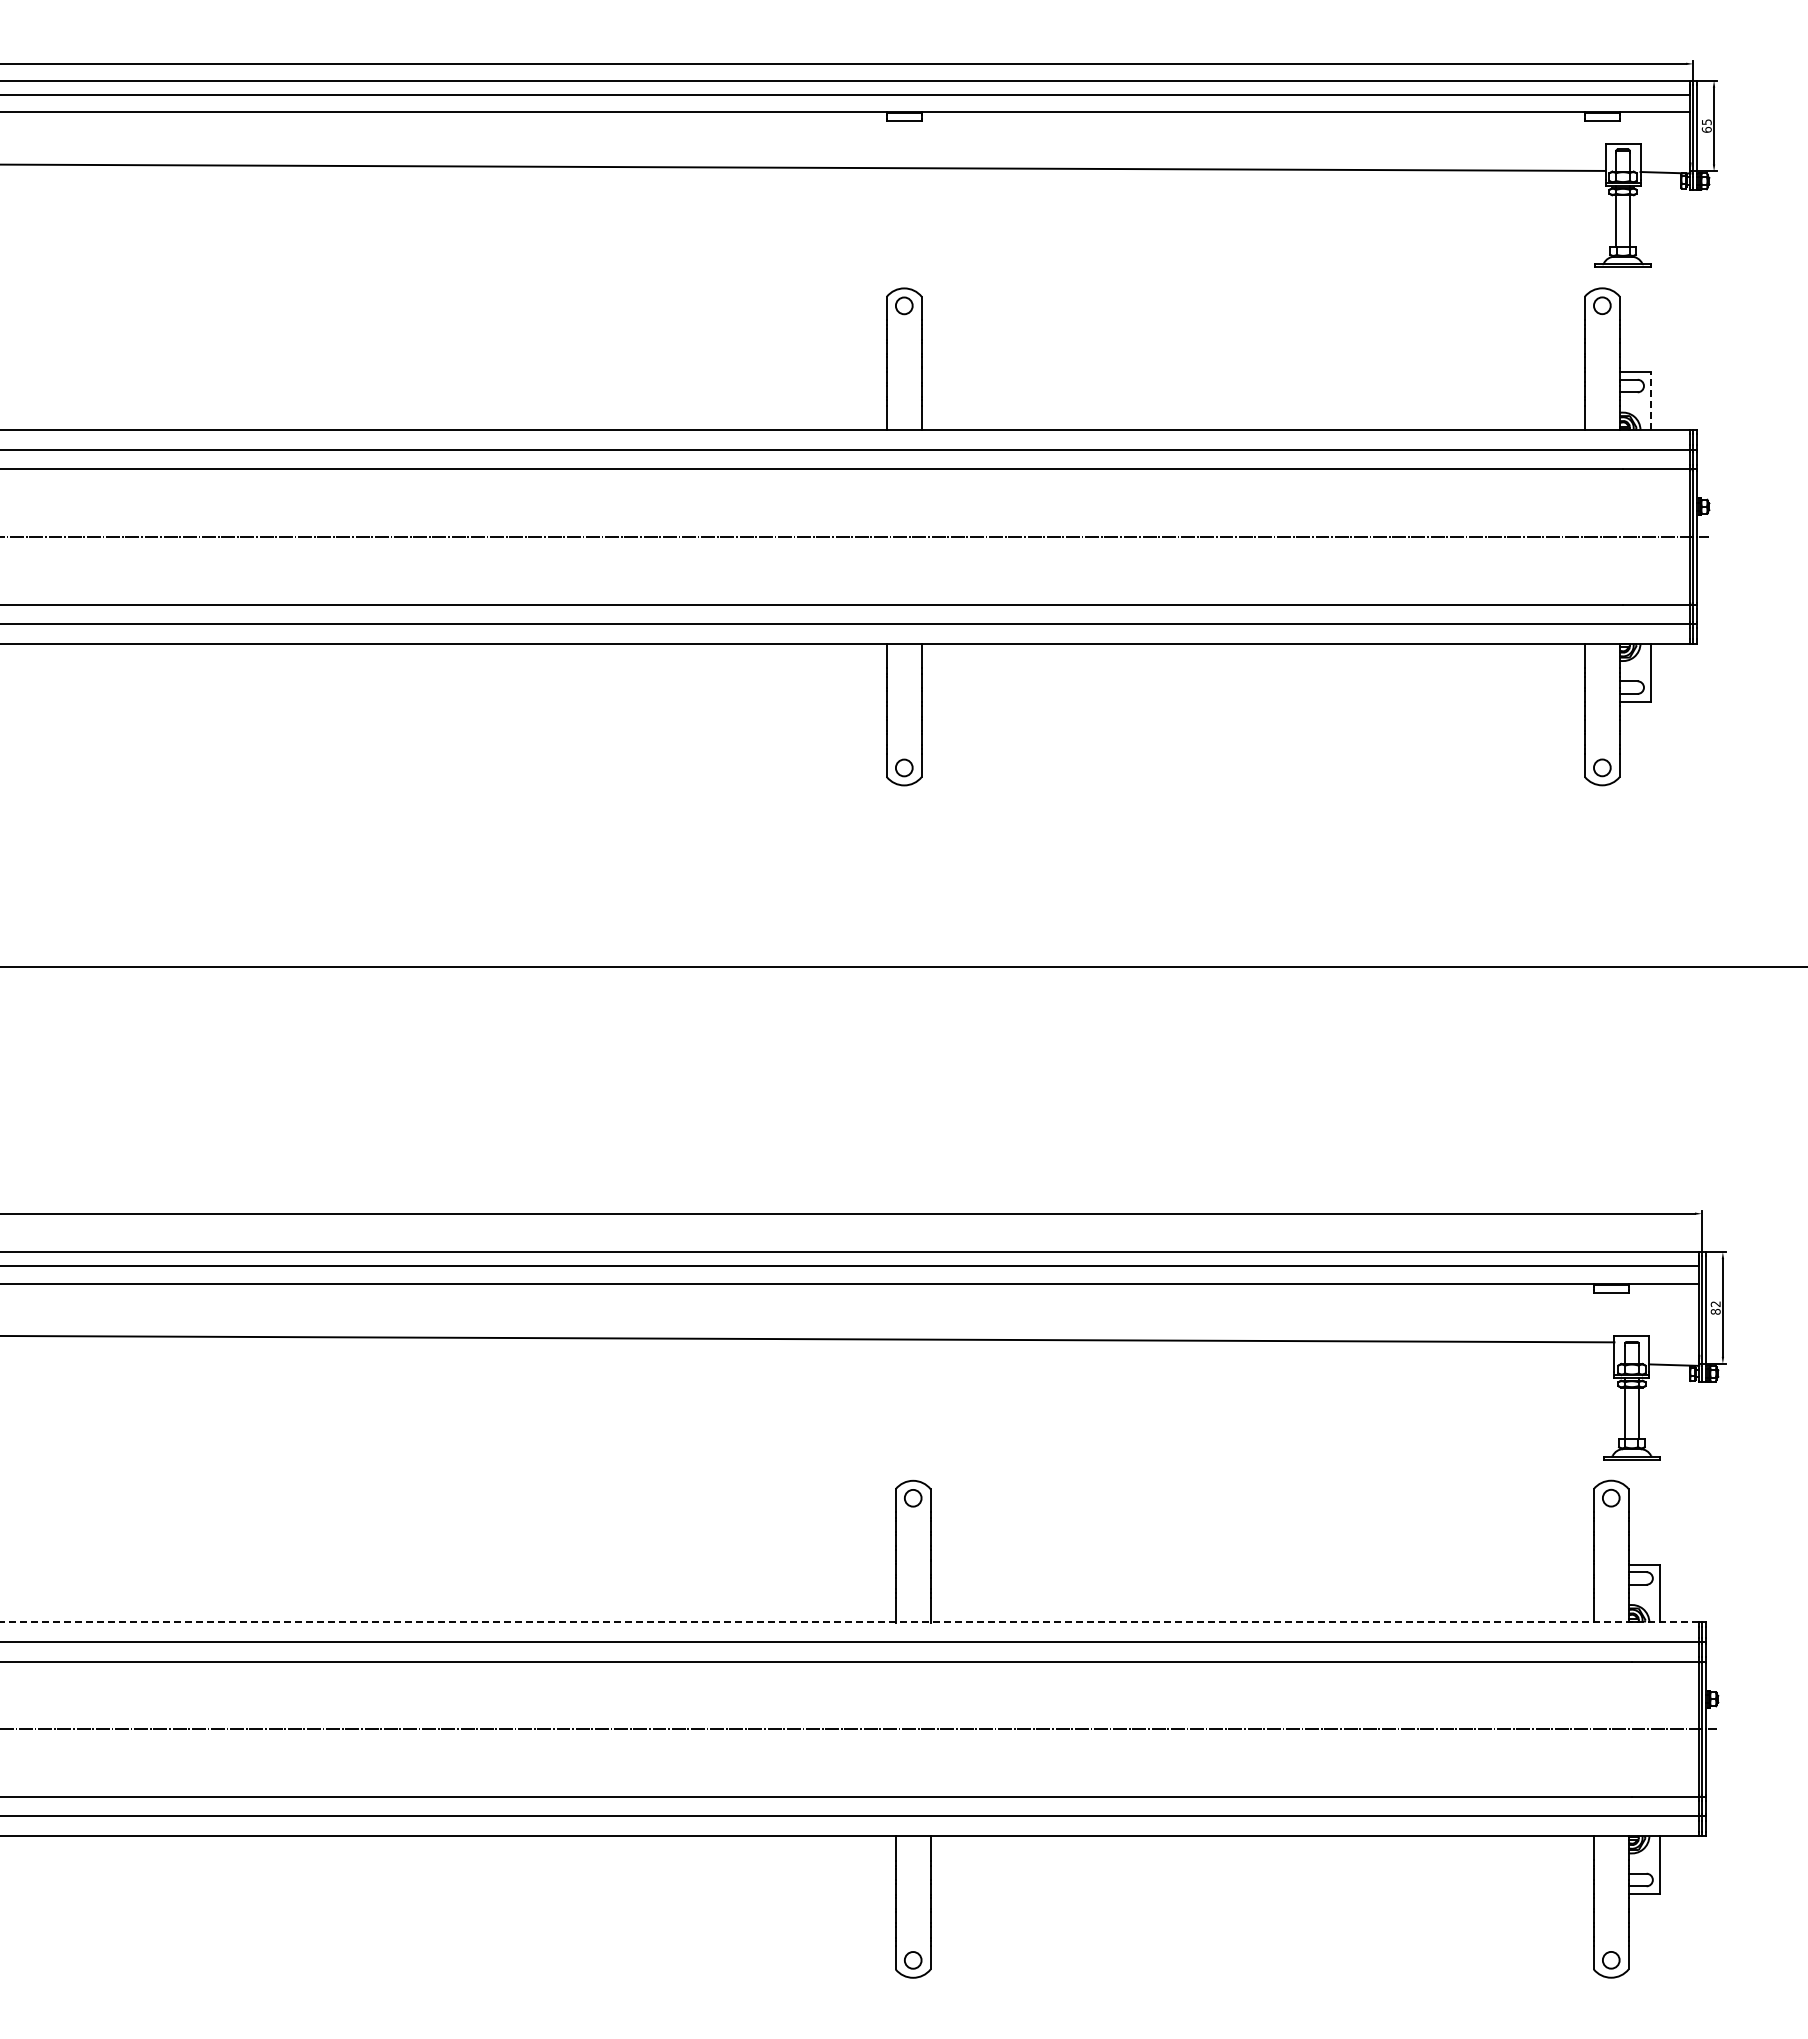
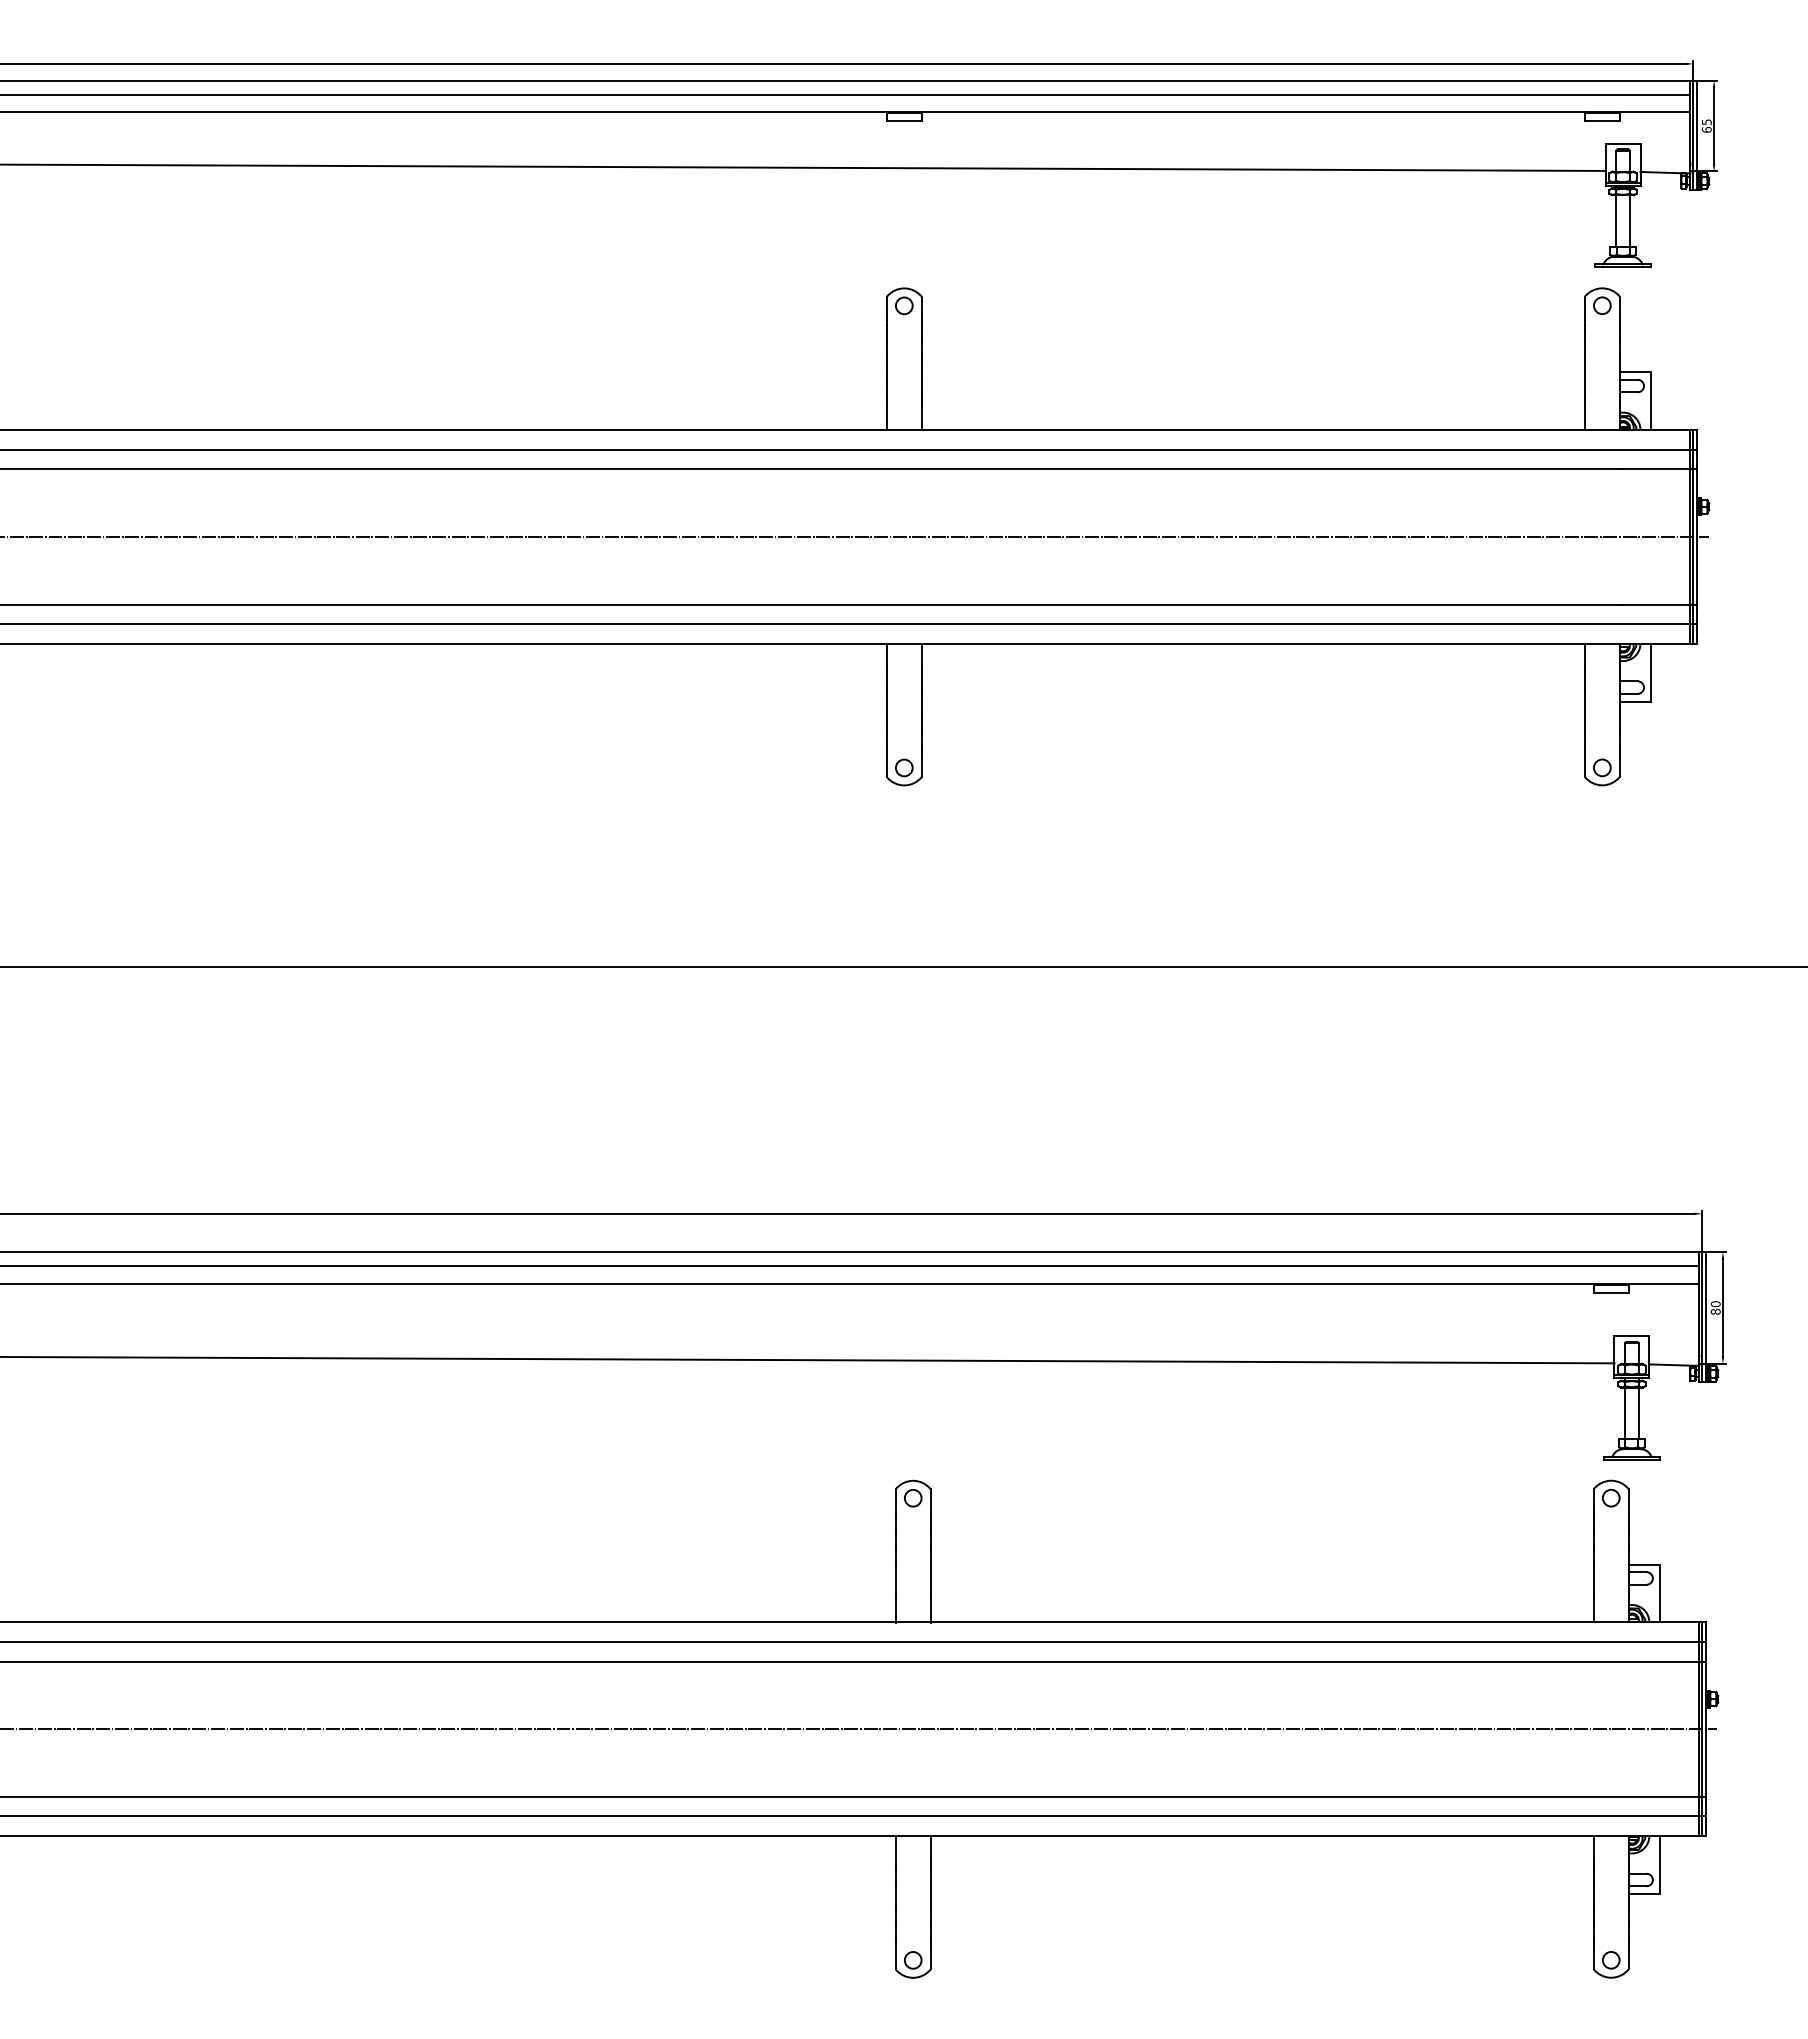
line: dashed -> solid (1650, 401)
text: 82 -> 80 (1715, 1304)
line position: (808, 1338) -> (808, 1359) (808, 1359)
line: dashed -> solid (849, 1622)
